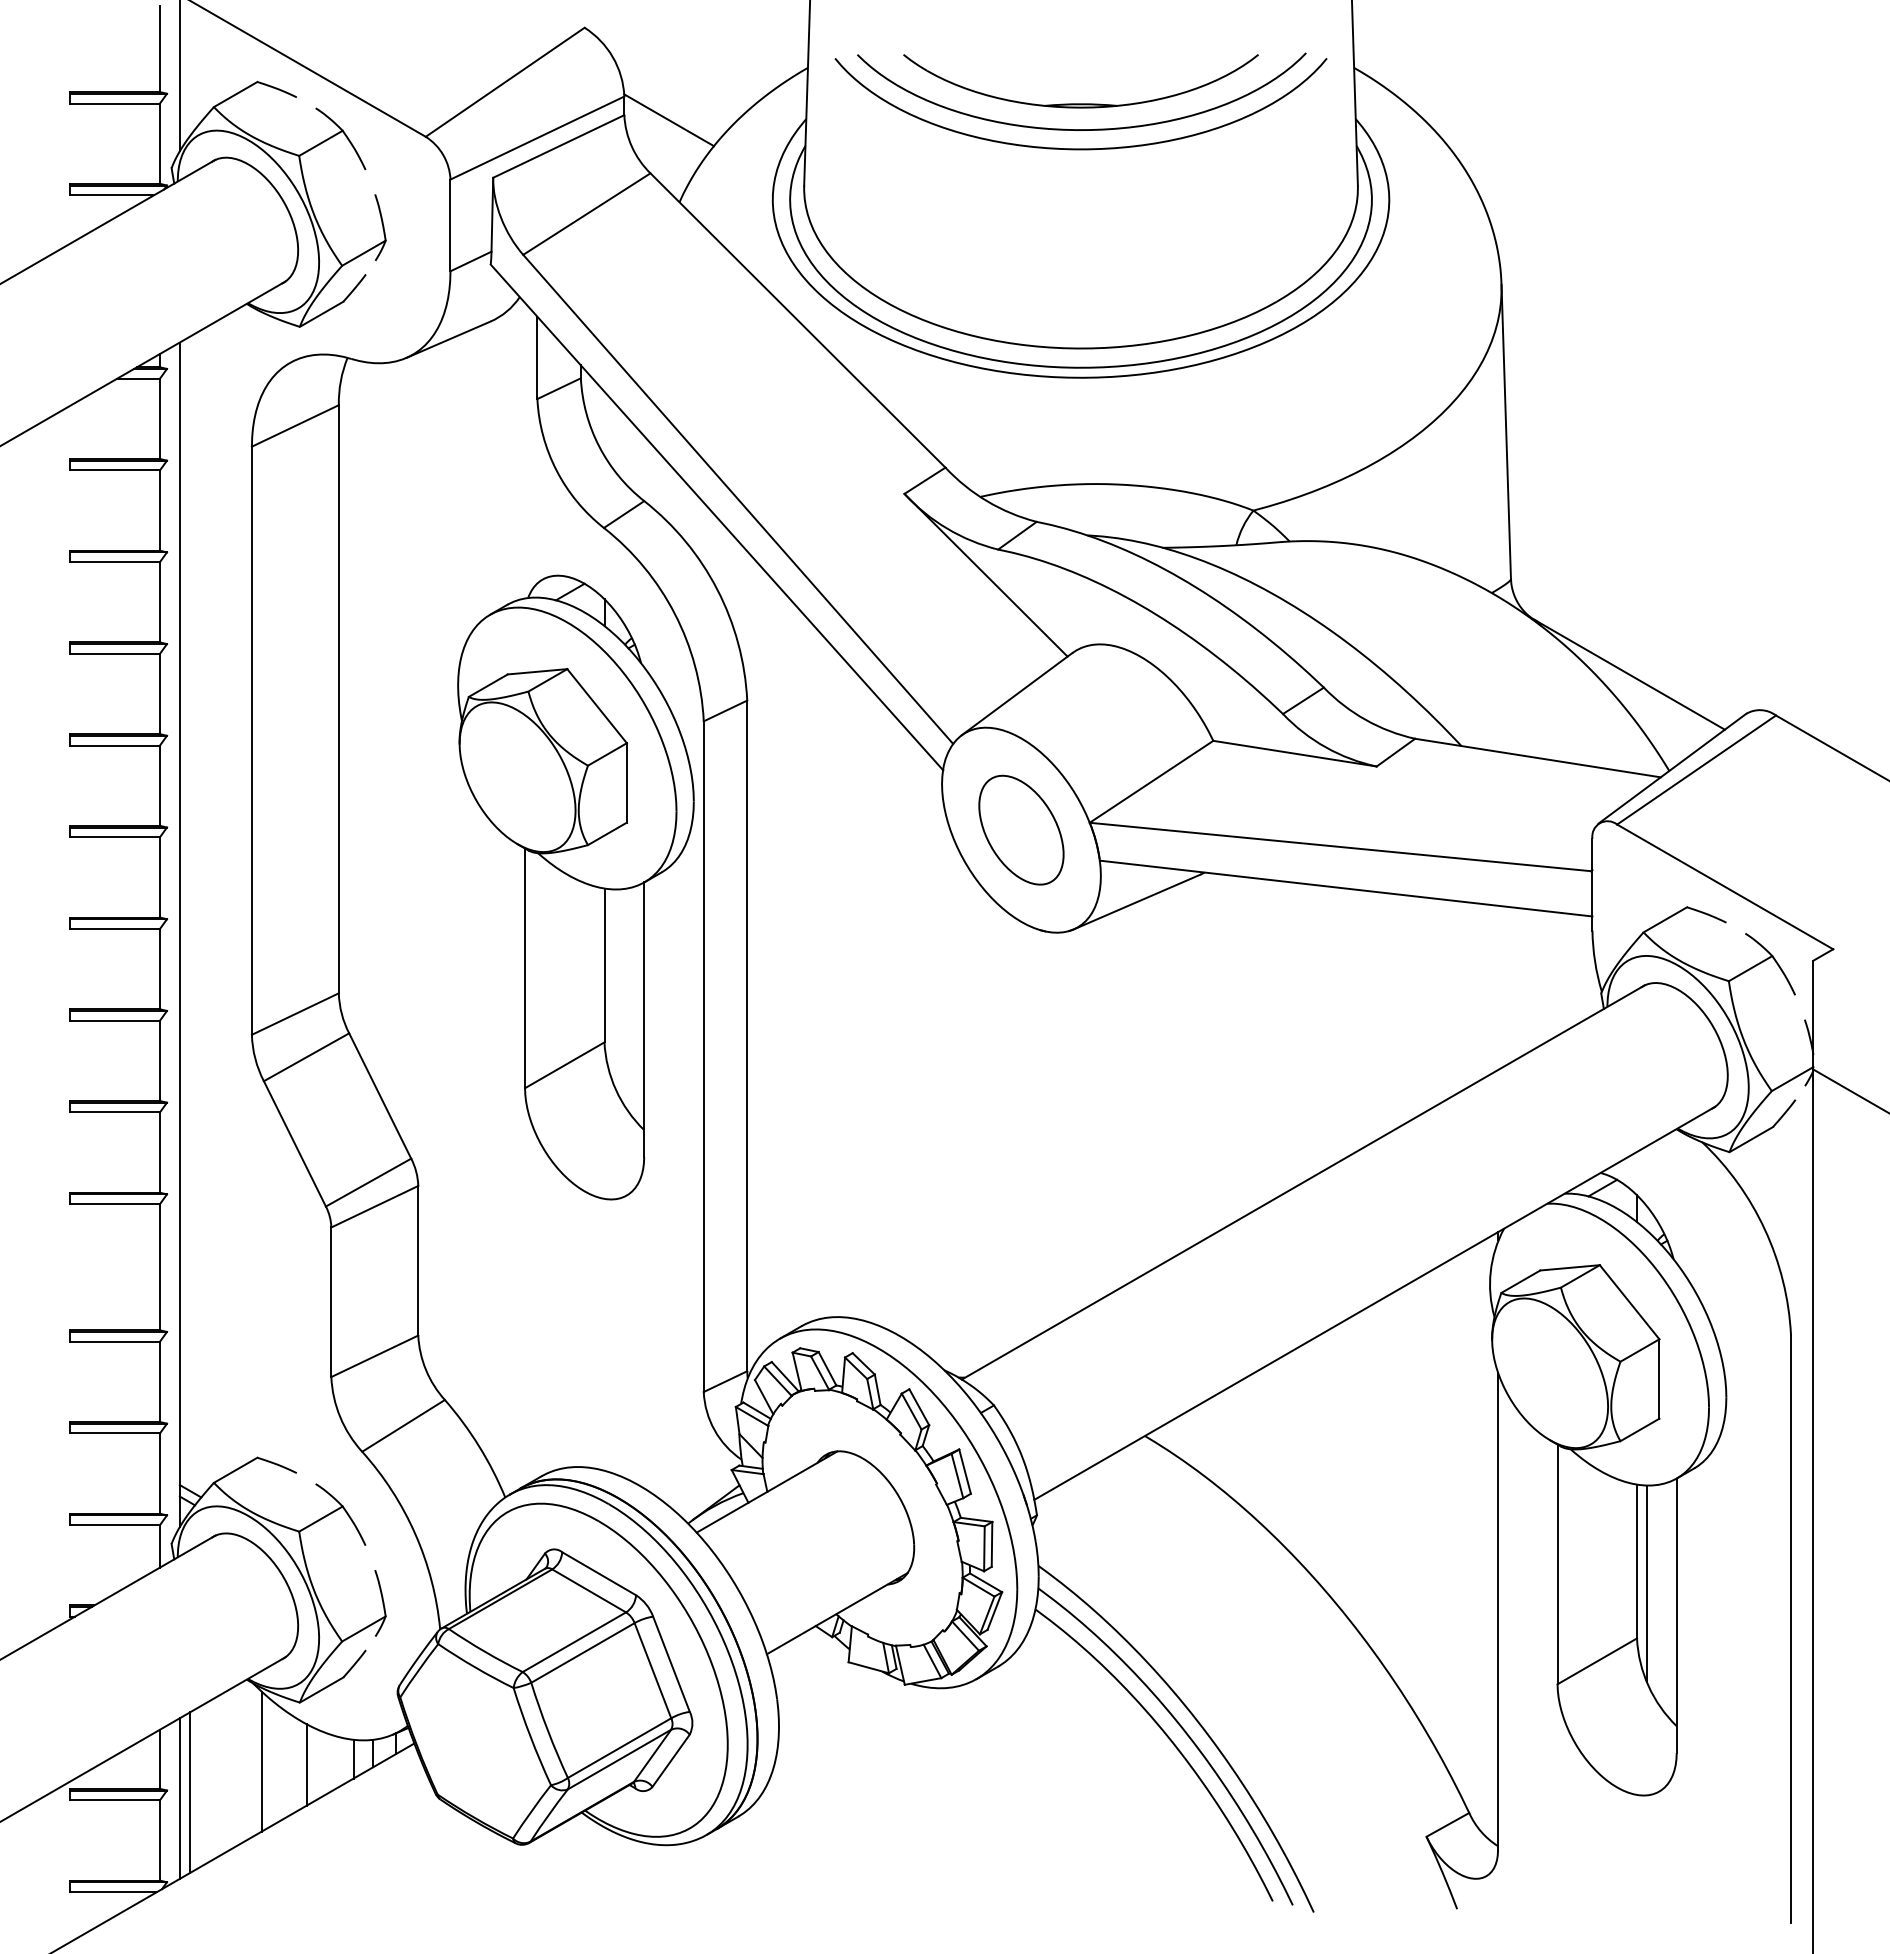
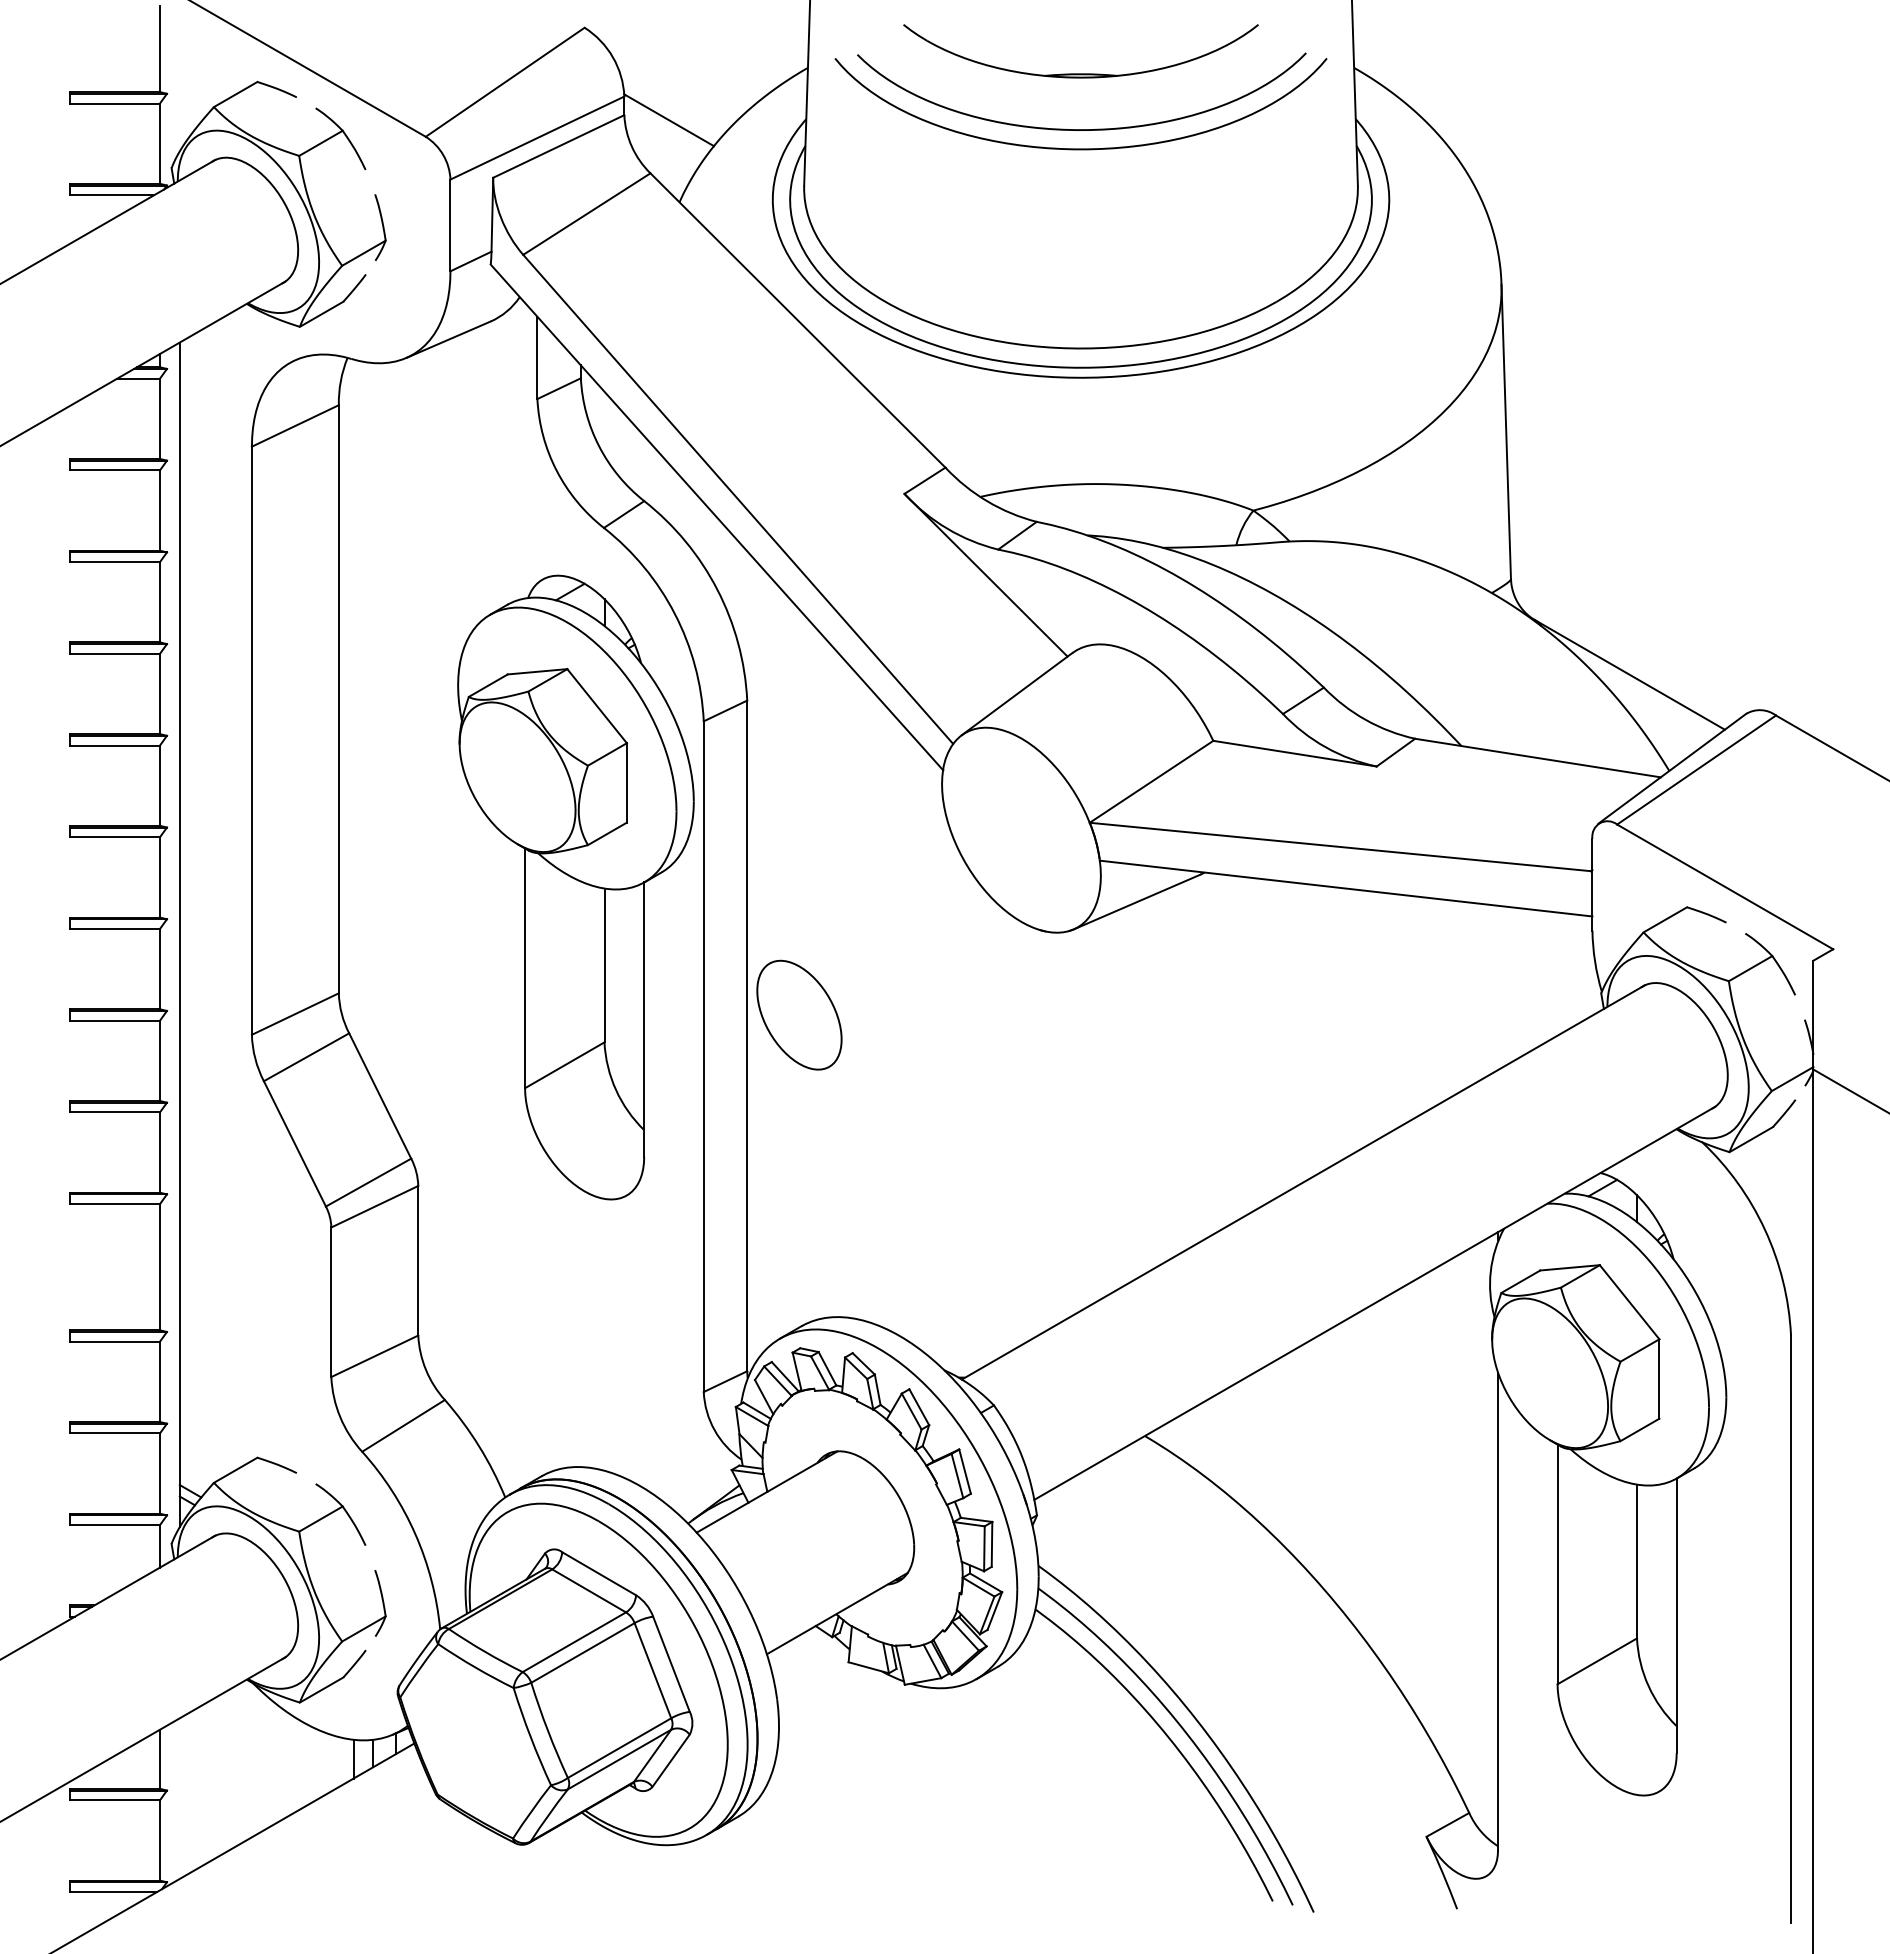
line: present -> none (179, 76)
part position: (1080, 103) -> (1080, 73) (1080, 73)
part position: (1021, 829) -> (799, 1014) (799, 1014)
line: present -> none (1646, 1583)
line: present -> none (261, 1761)
line: present -> none (306, 1764)
line: present -> none (190, 1792)
line: present -> none (179, 1798)
